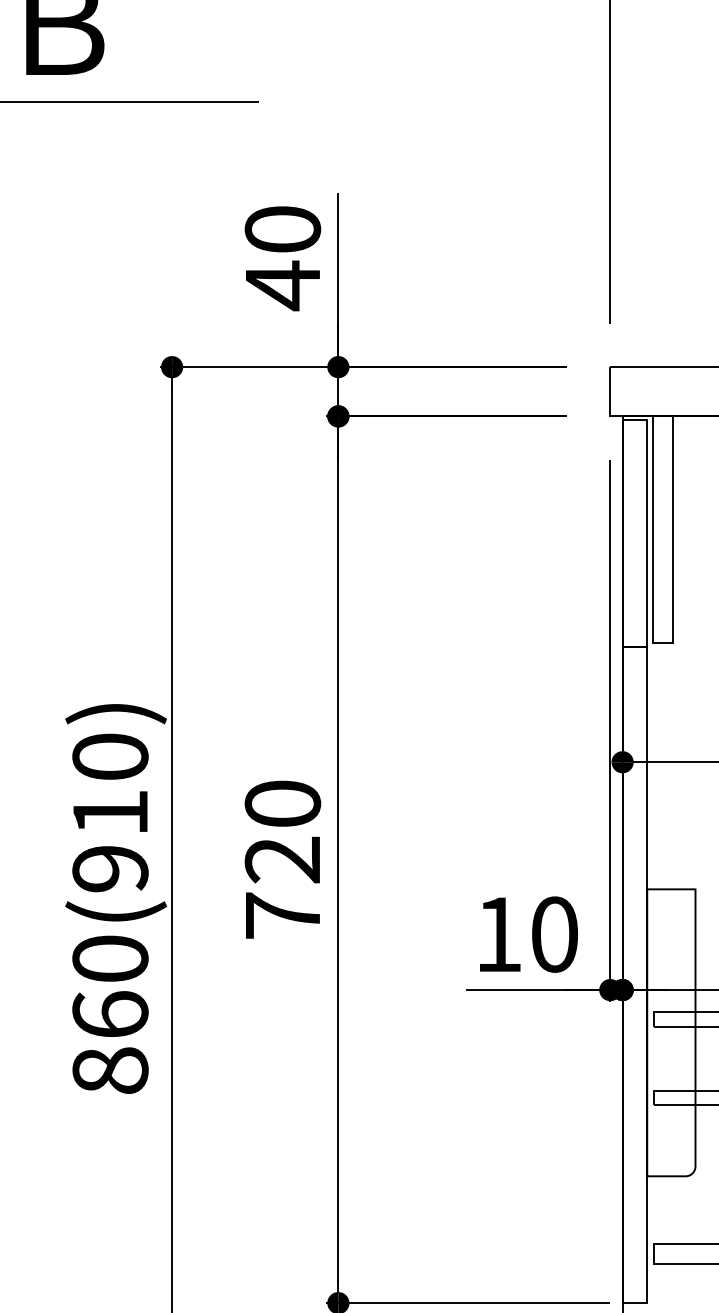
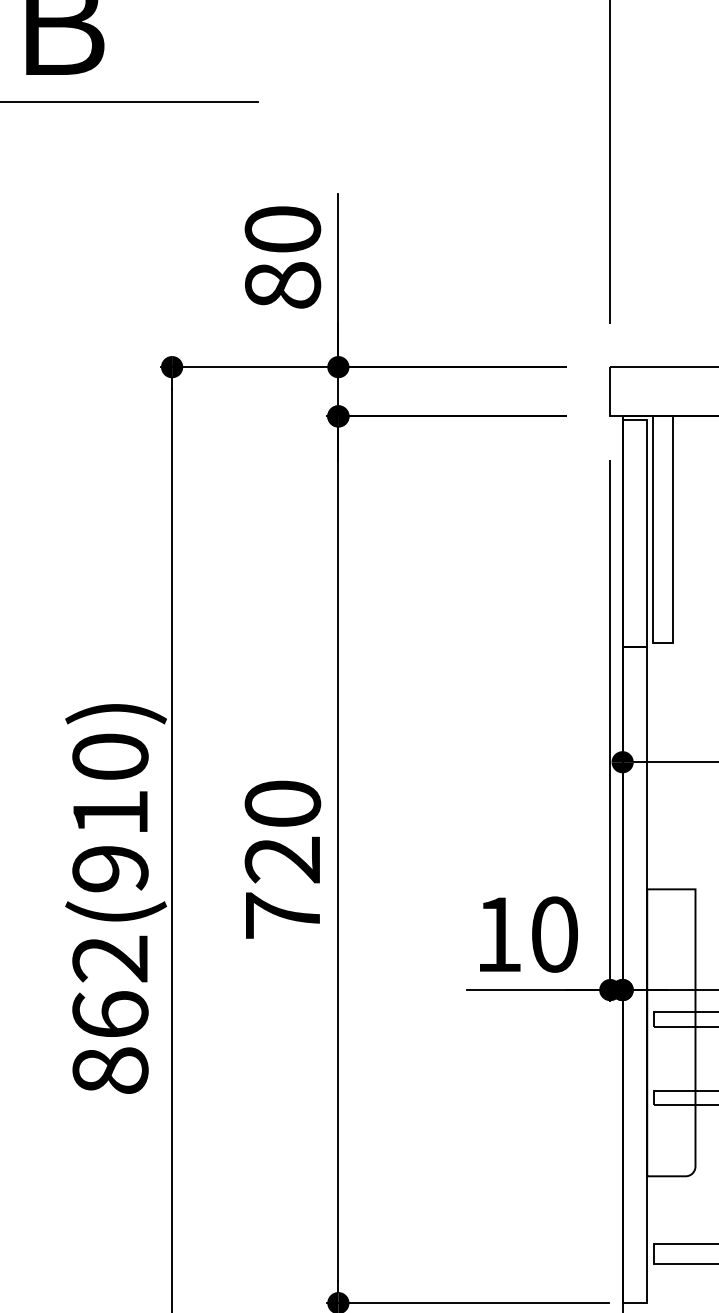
text: 40 -> 80 (283, 285)
text: 860(910) -> 862(910) (110, 958)
